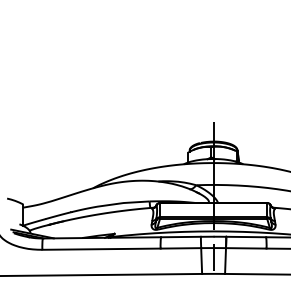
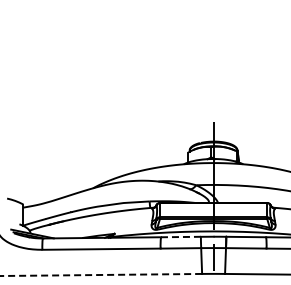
line: solid -> dashed (181, 237)
line: solid -> dashed (101, 274)
